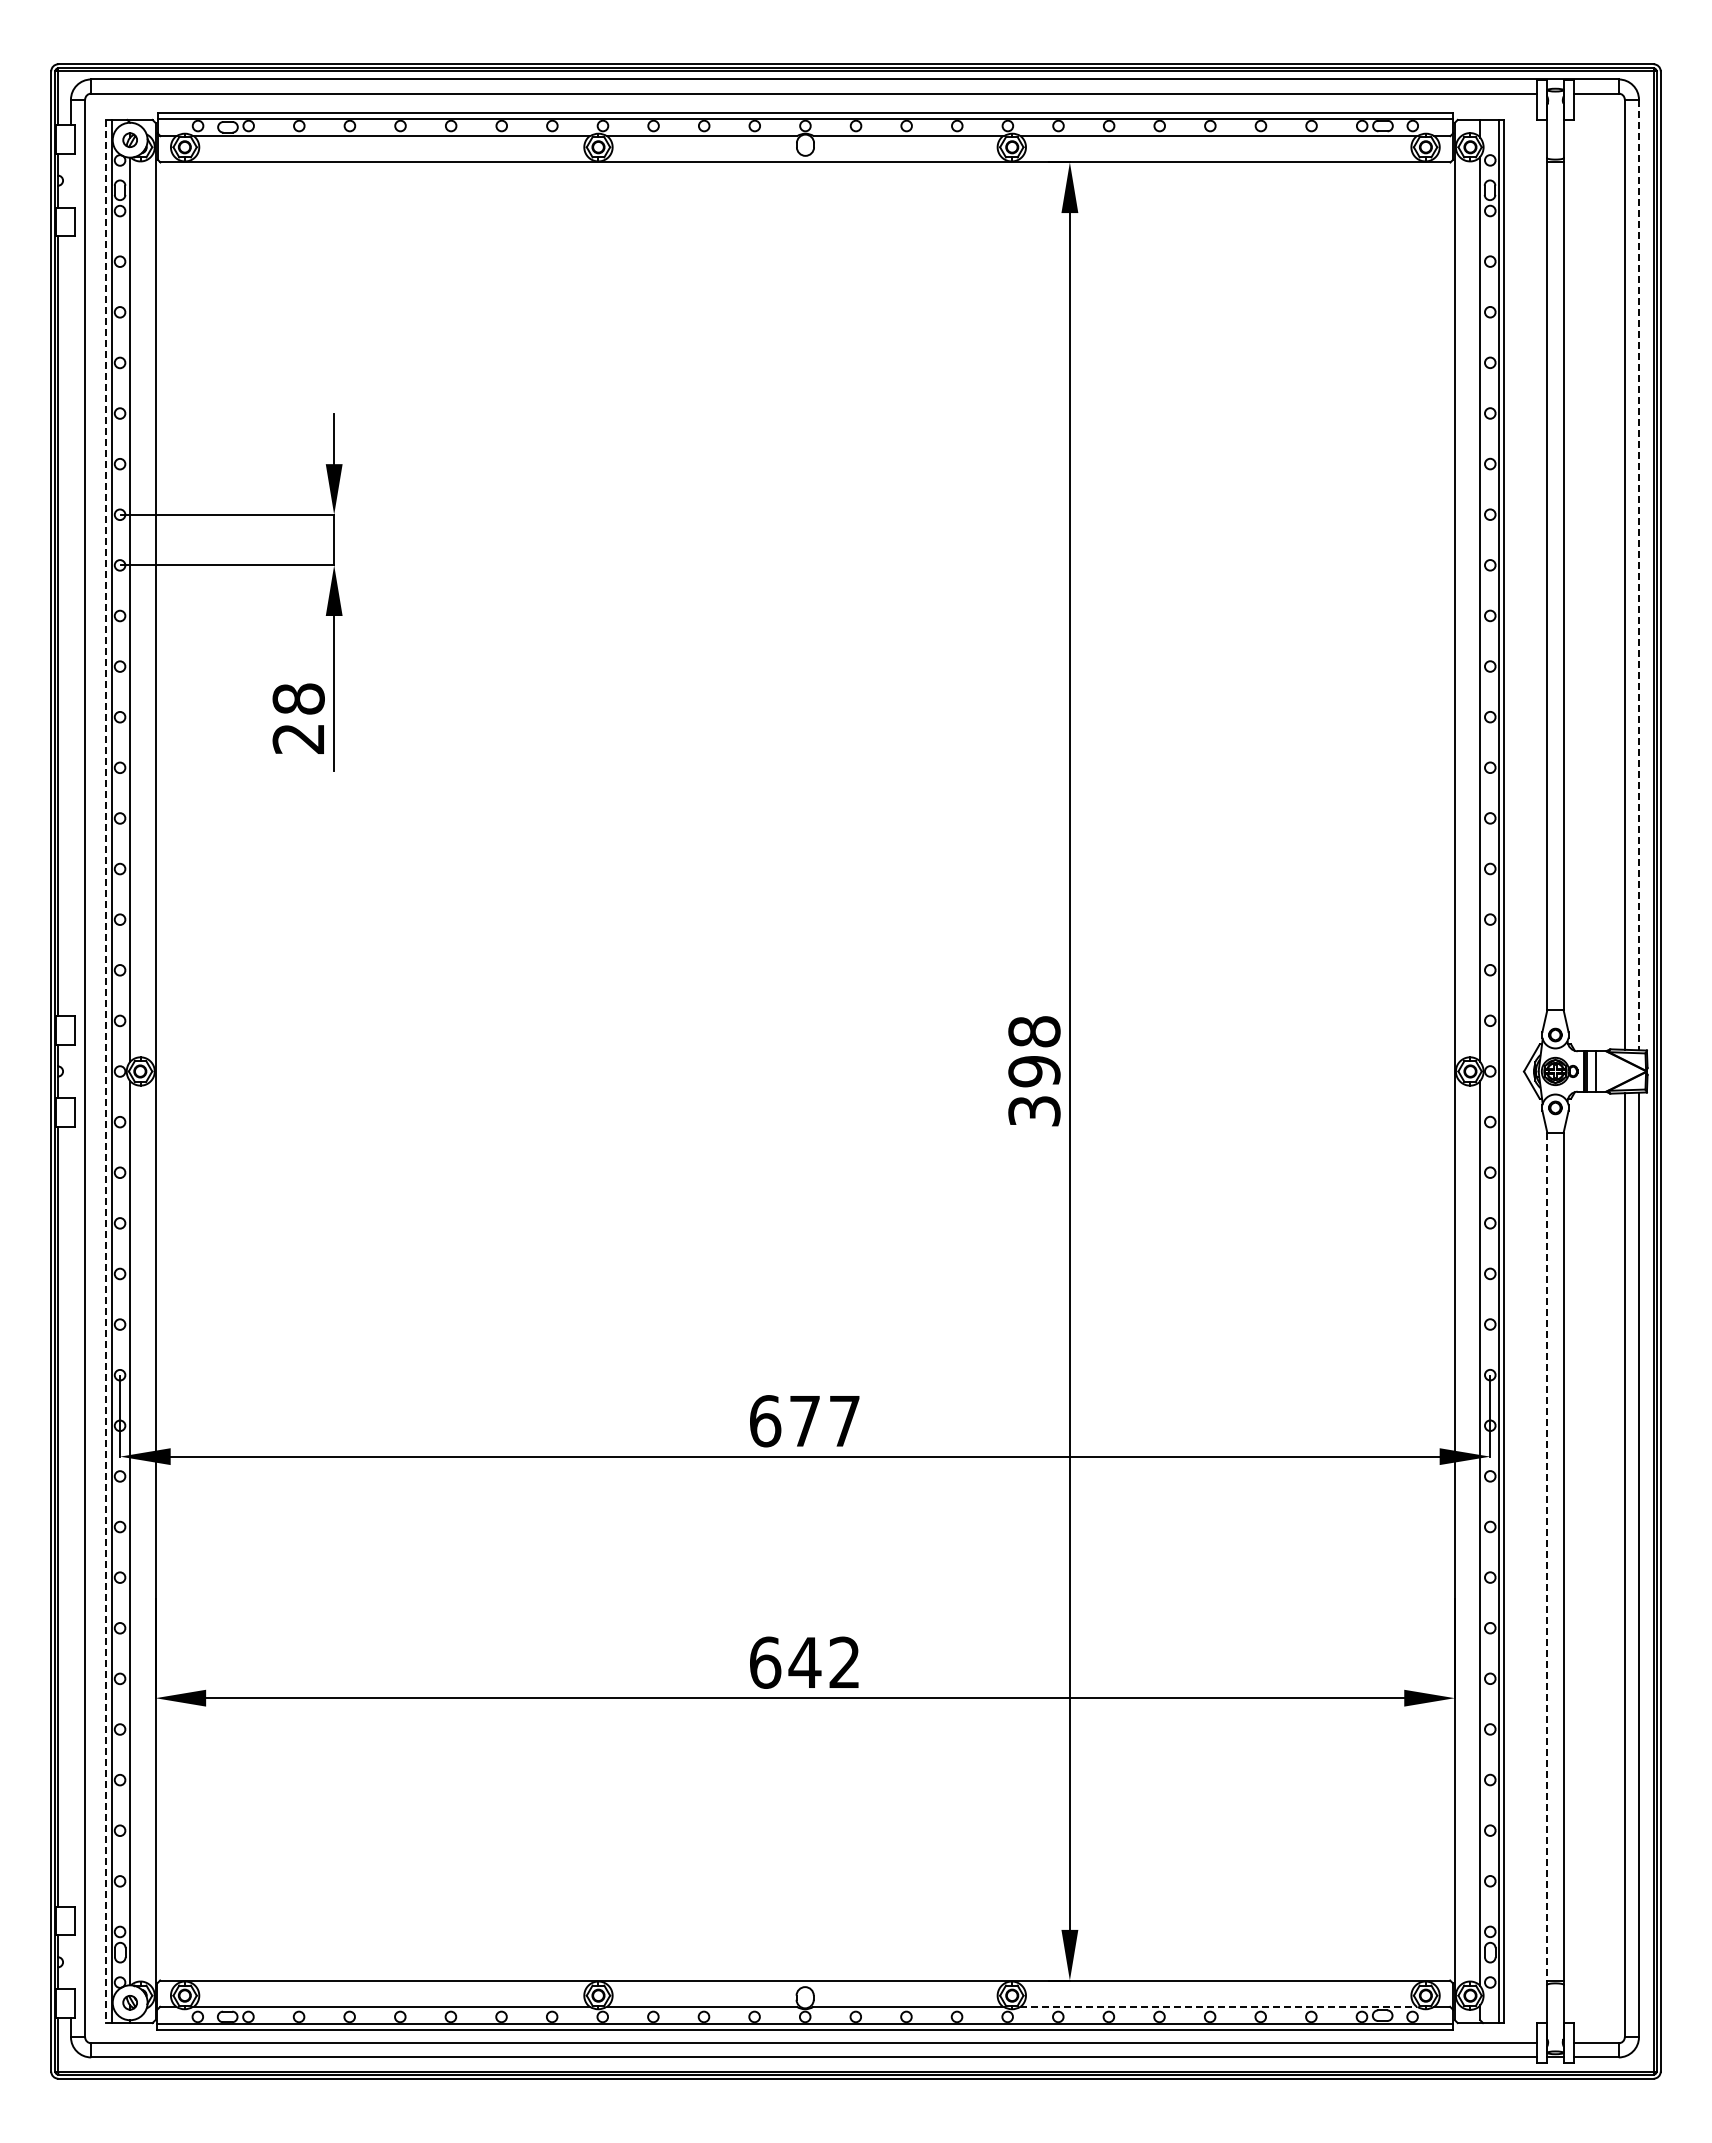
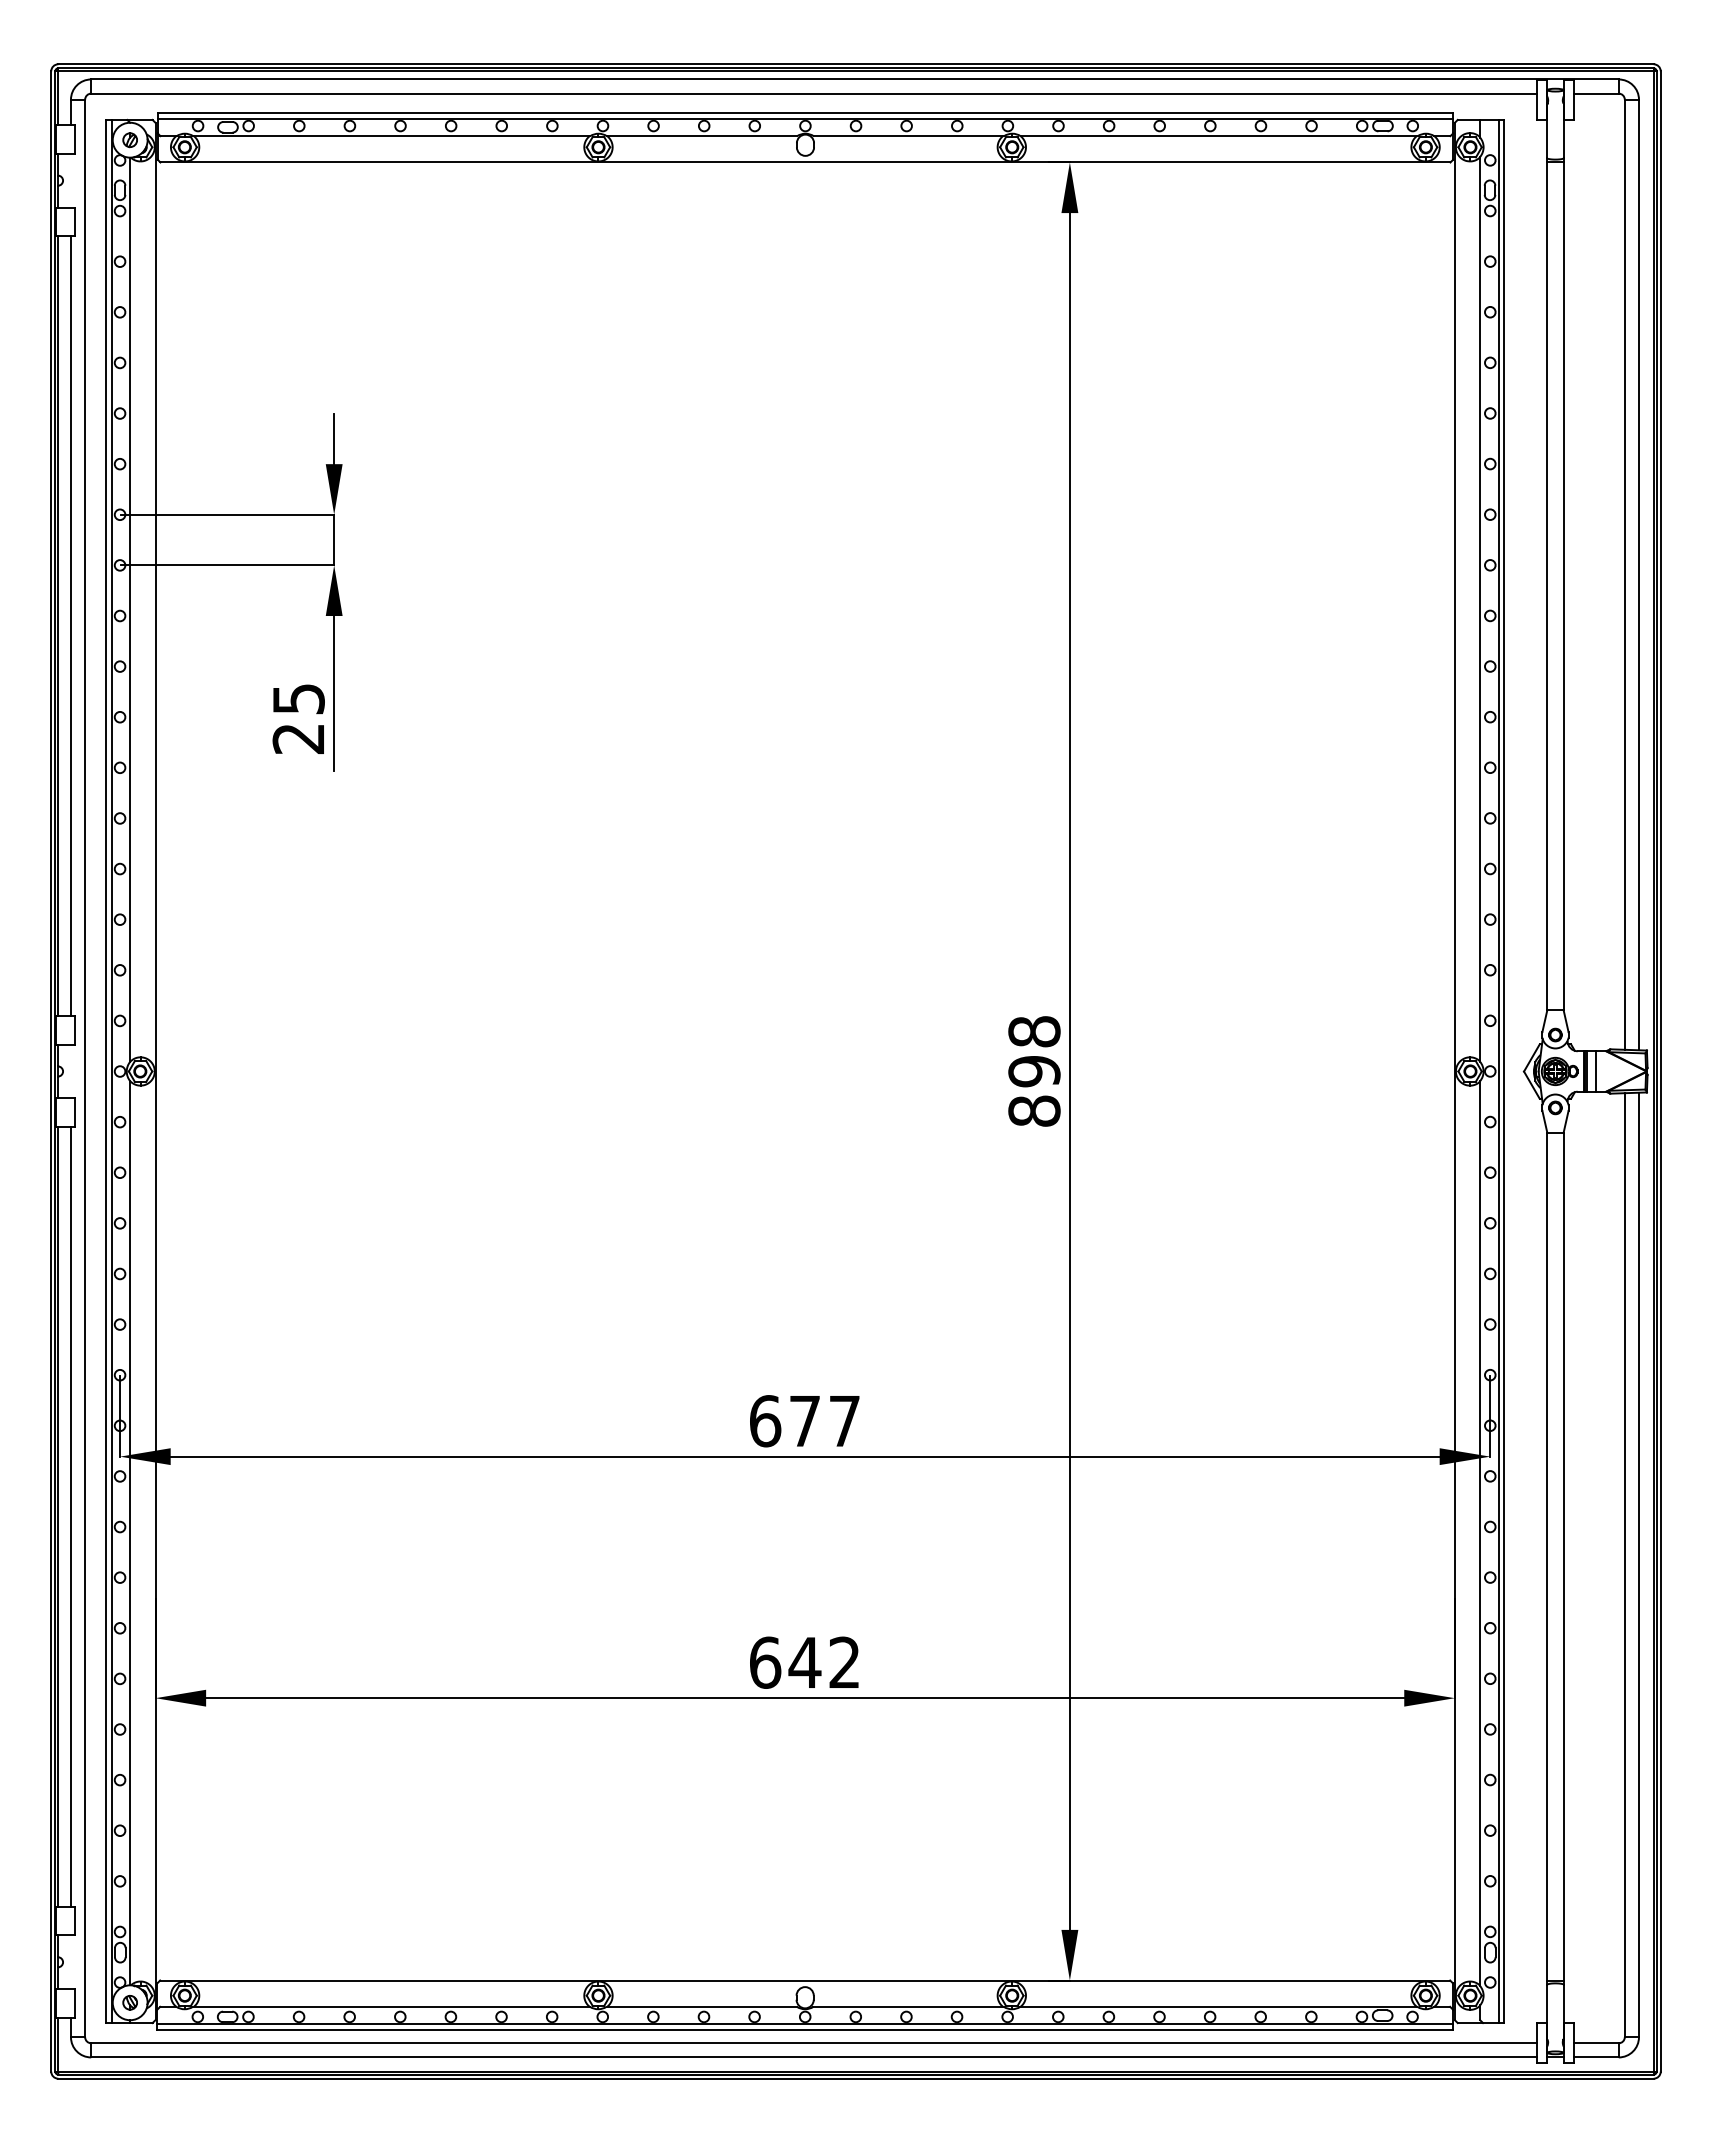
line: dashed -> solid (1638, 575)
line: none -> present (70, 625)
text: 28 -> 25 (298, 698)
line: dashed -> solid (105, 1071)
text: 398 -> 898 (1034, 1110)
line: none -> present (70, 1516)
line: dashed -> solid (1547, 1557)
line: dashed -> solid (1218, 2006)
